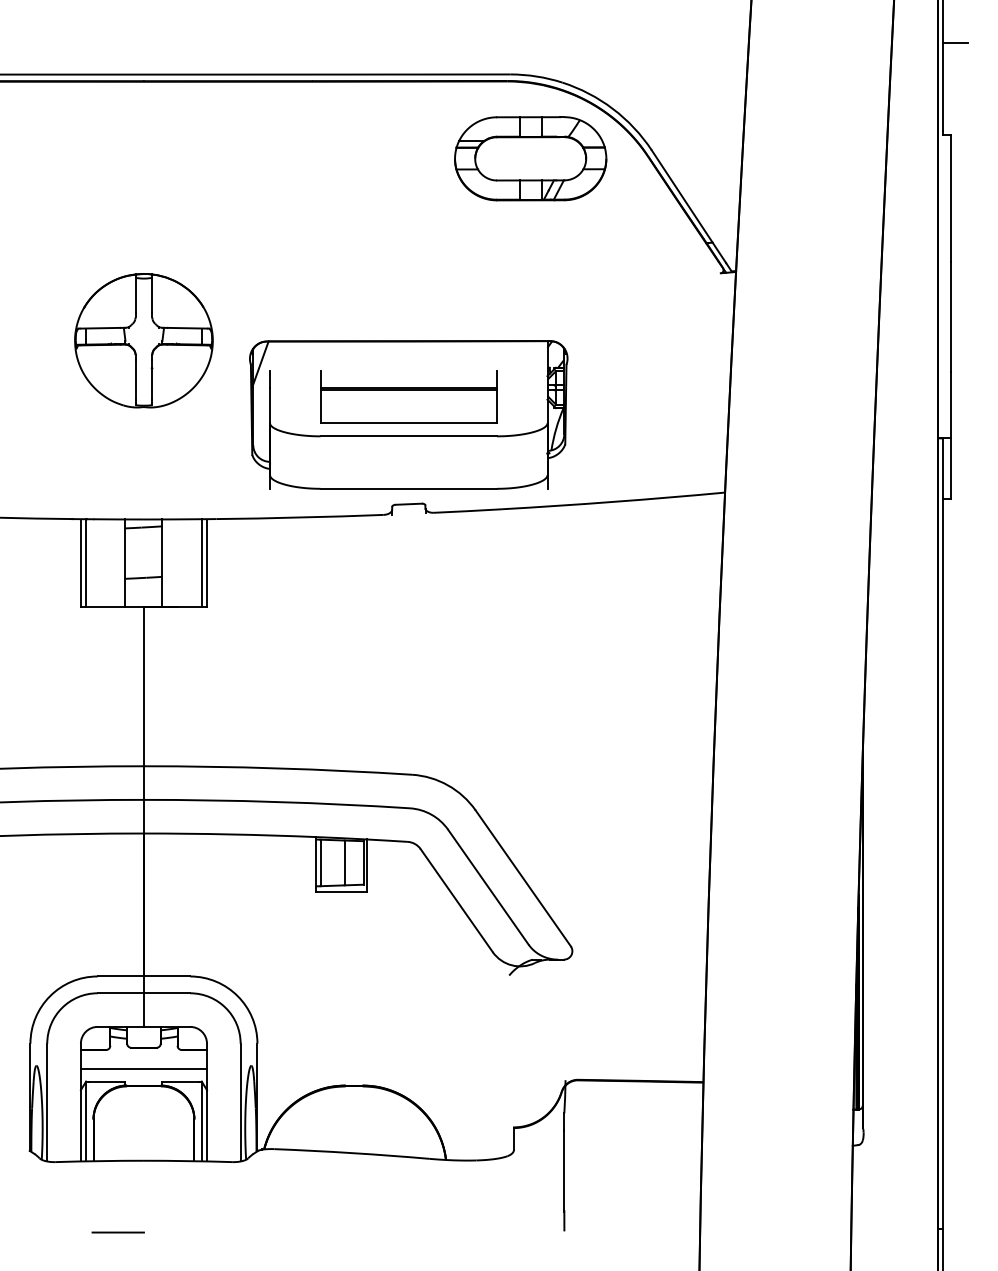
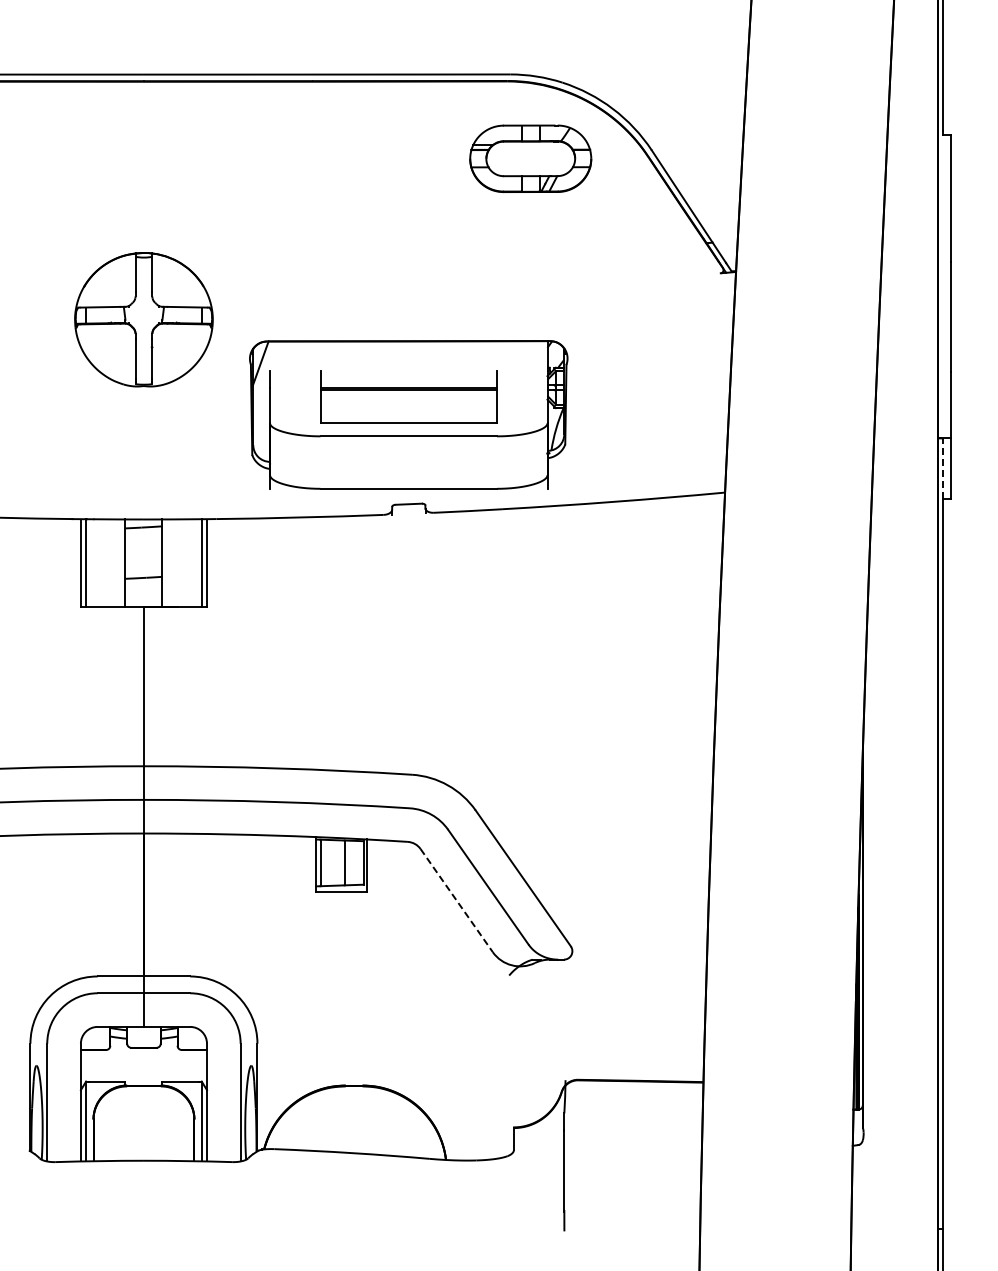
line: present -> none (954, 43)
part size: 154x86 px -> 124x69 px (530, 158)
part position: (143, 340) -> (143, 319) (143, 319)
line: solid -> dashed (942, 468)
line: solid -> dashed (456, 900)
line: present -> none (143, 1068)
line: present -> none (117, 1232)
